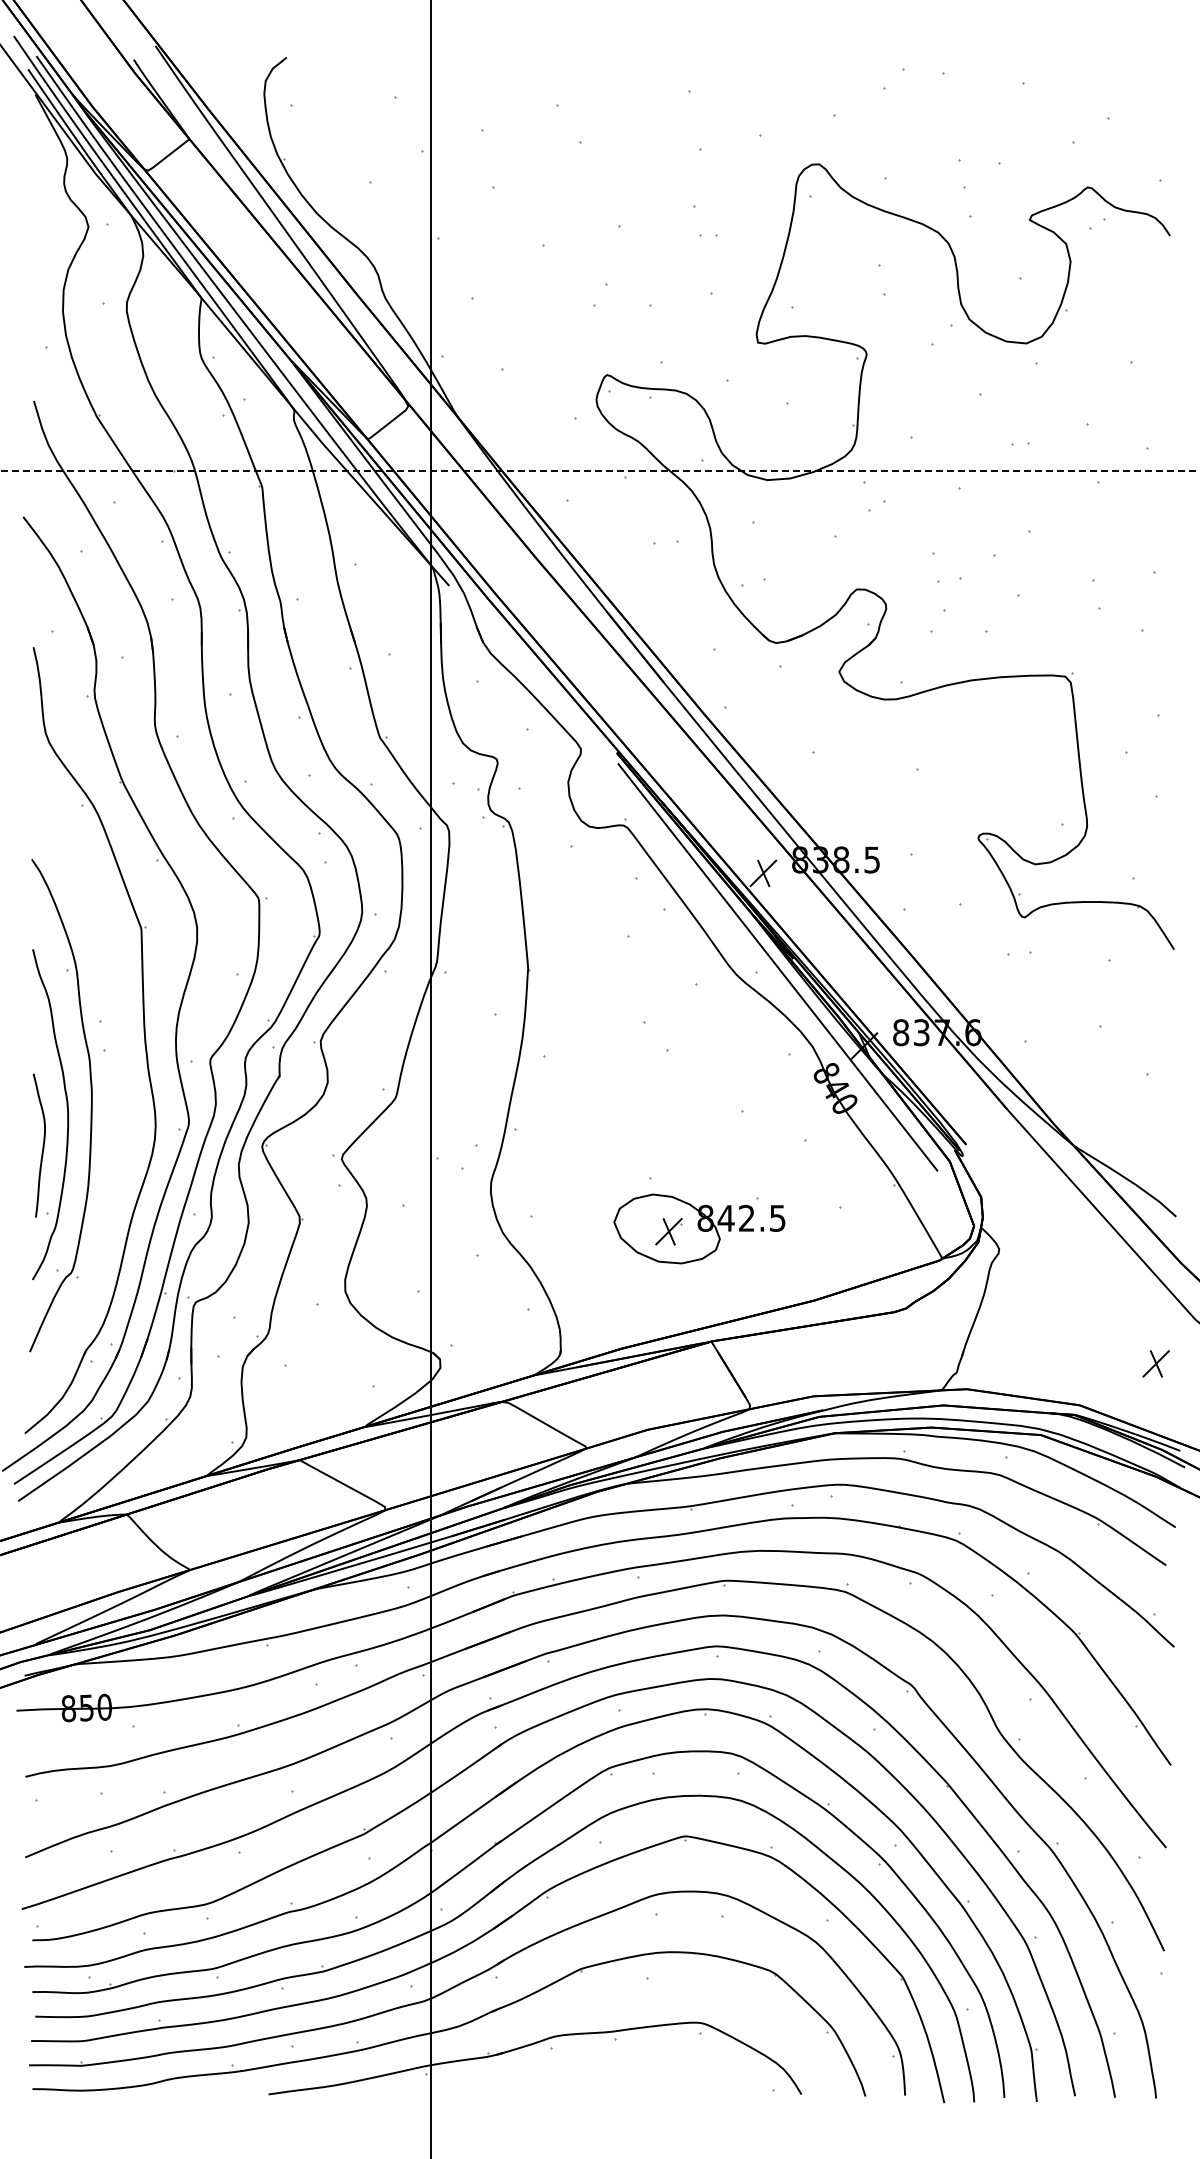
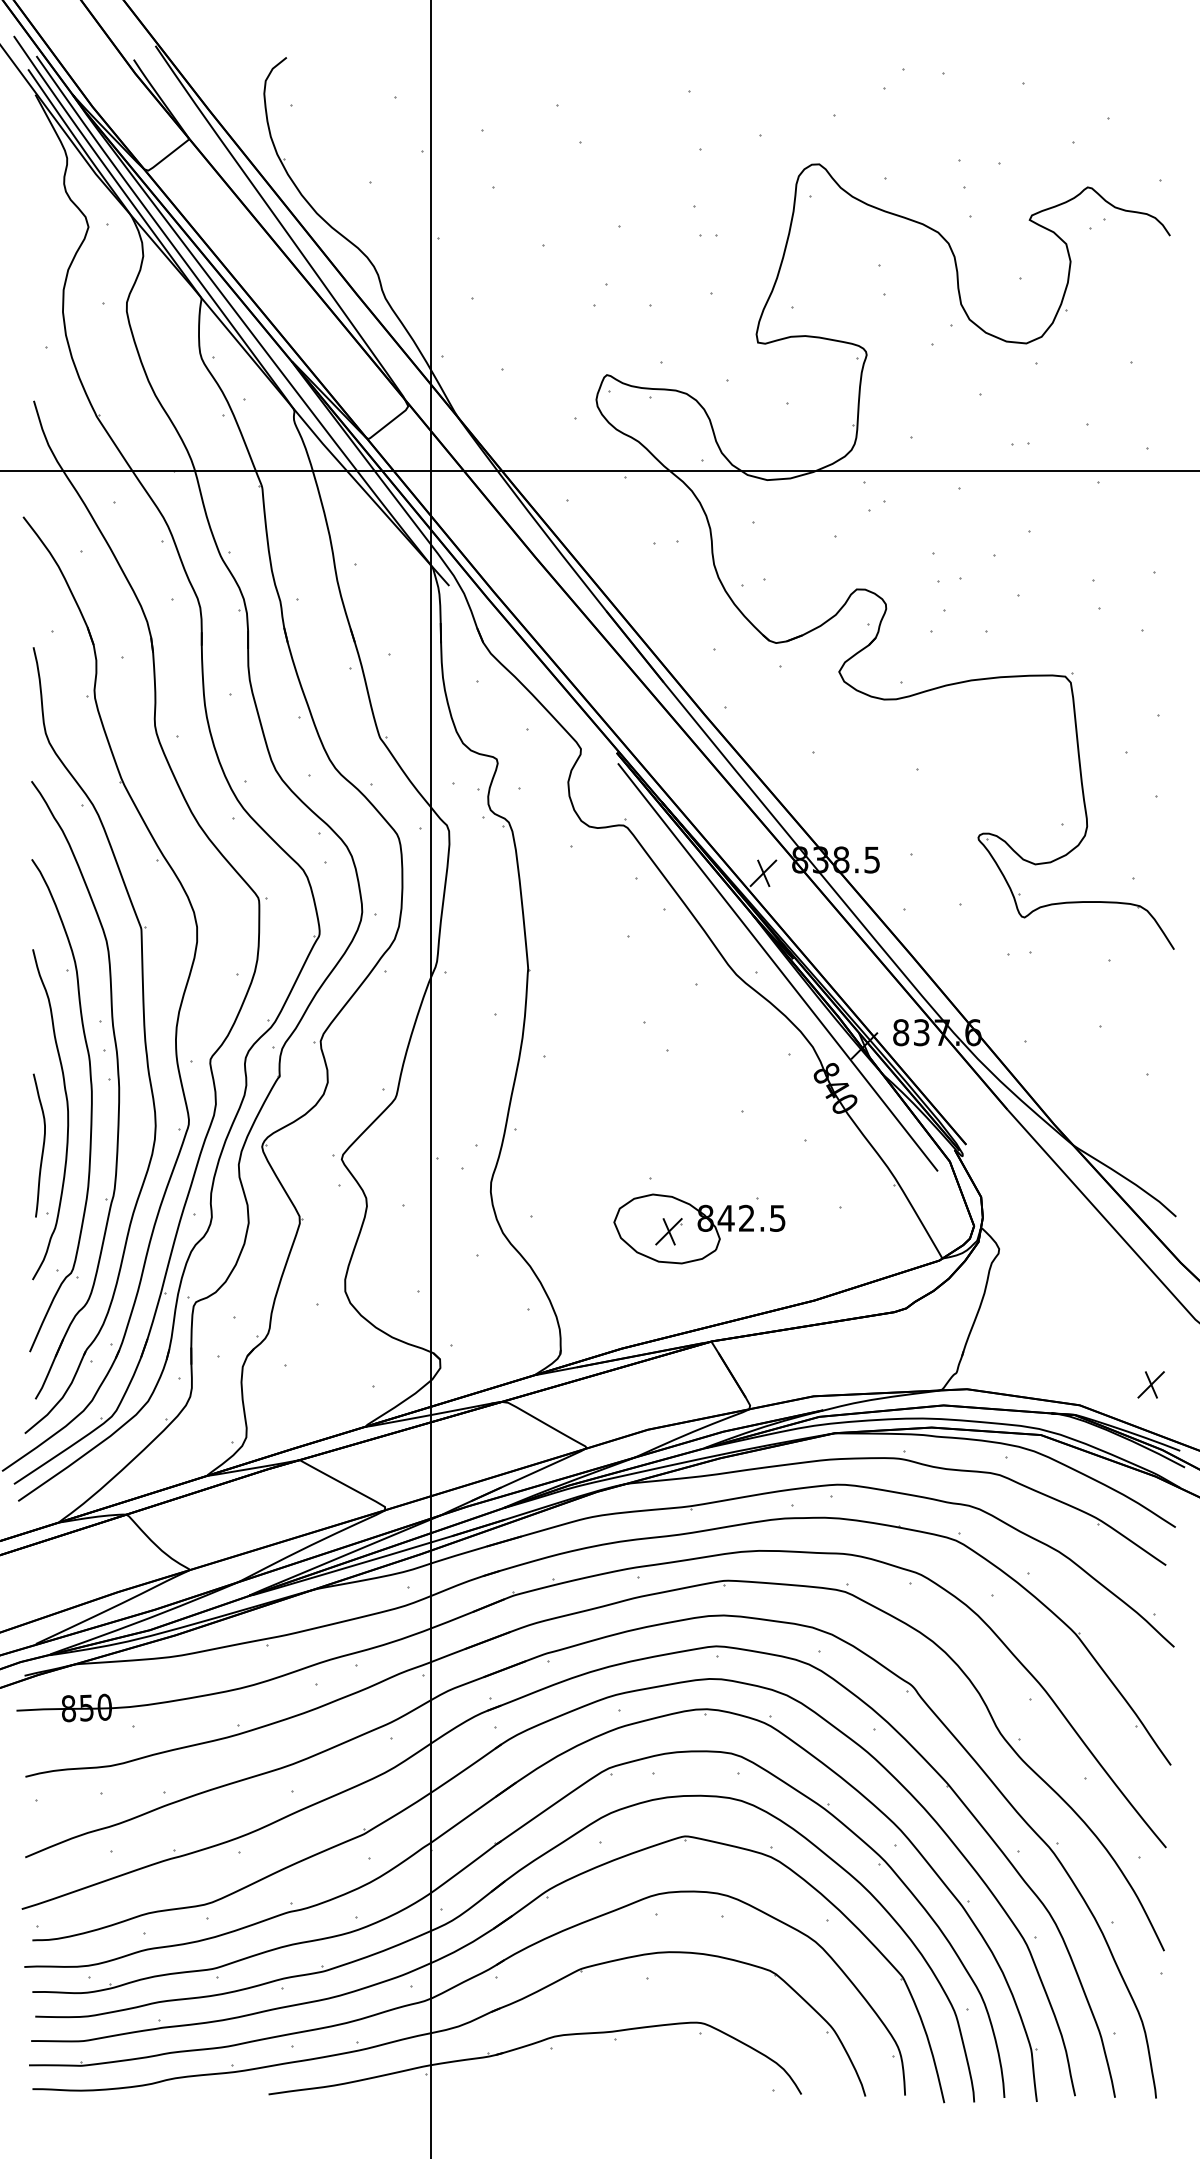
line: dashed -> solid (600, 471)
part: none -> present (108, 1079)
part position: (1155, 1363) -> (1150, 1384) (1150, 1384)
